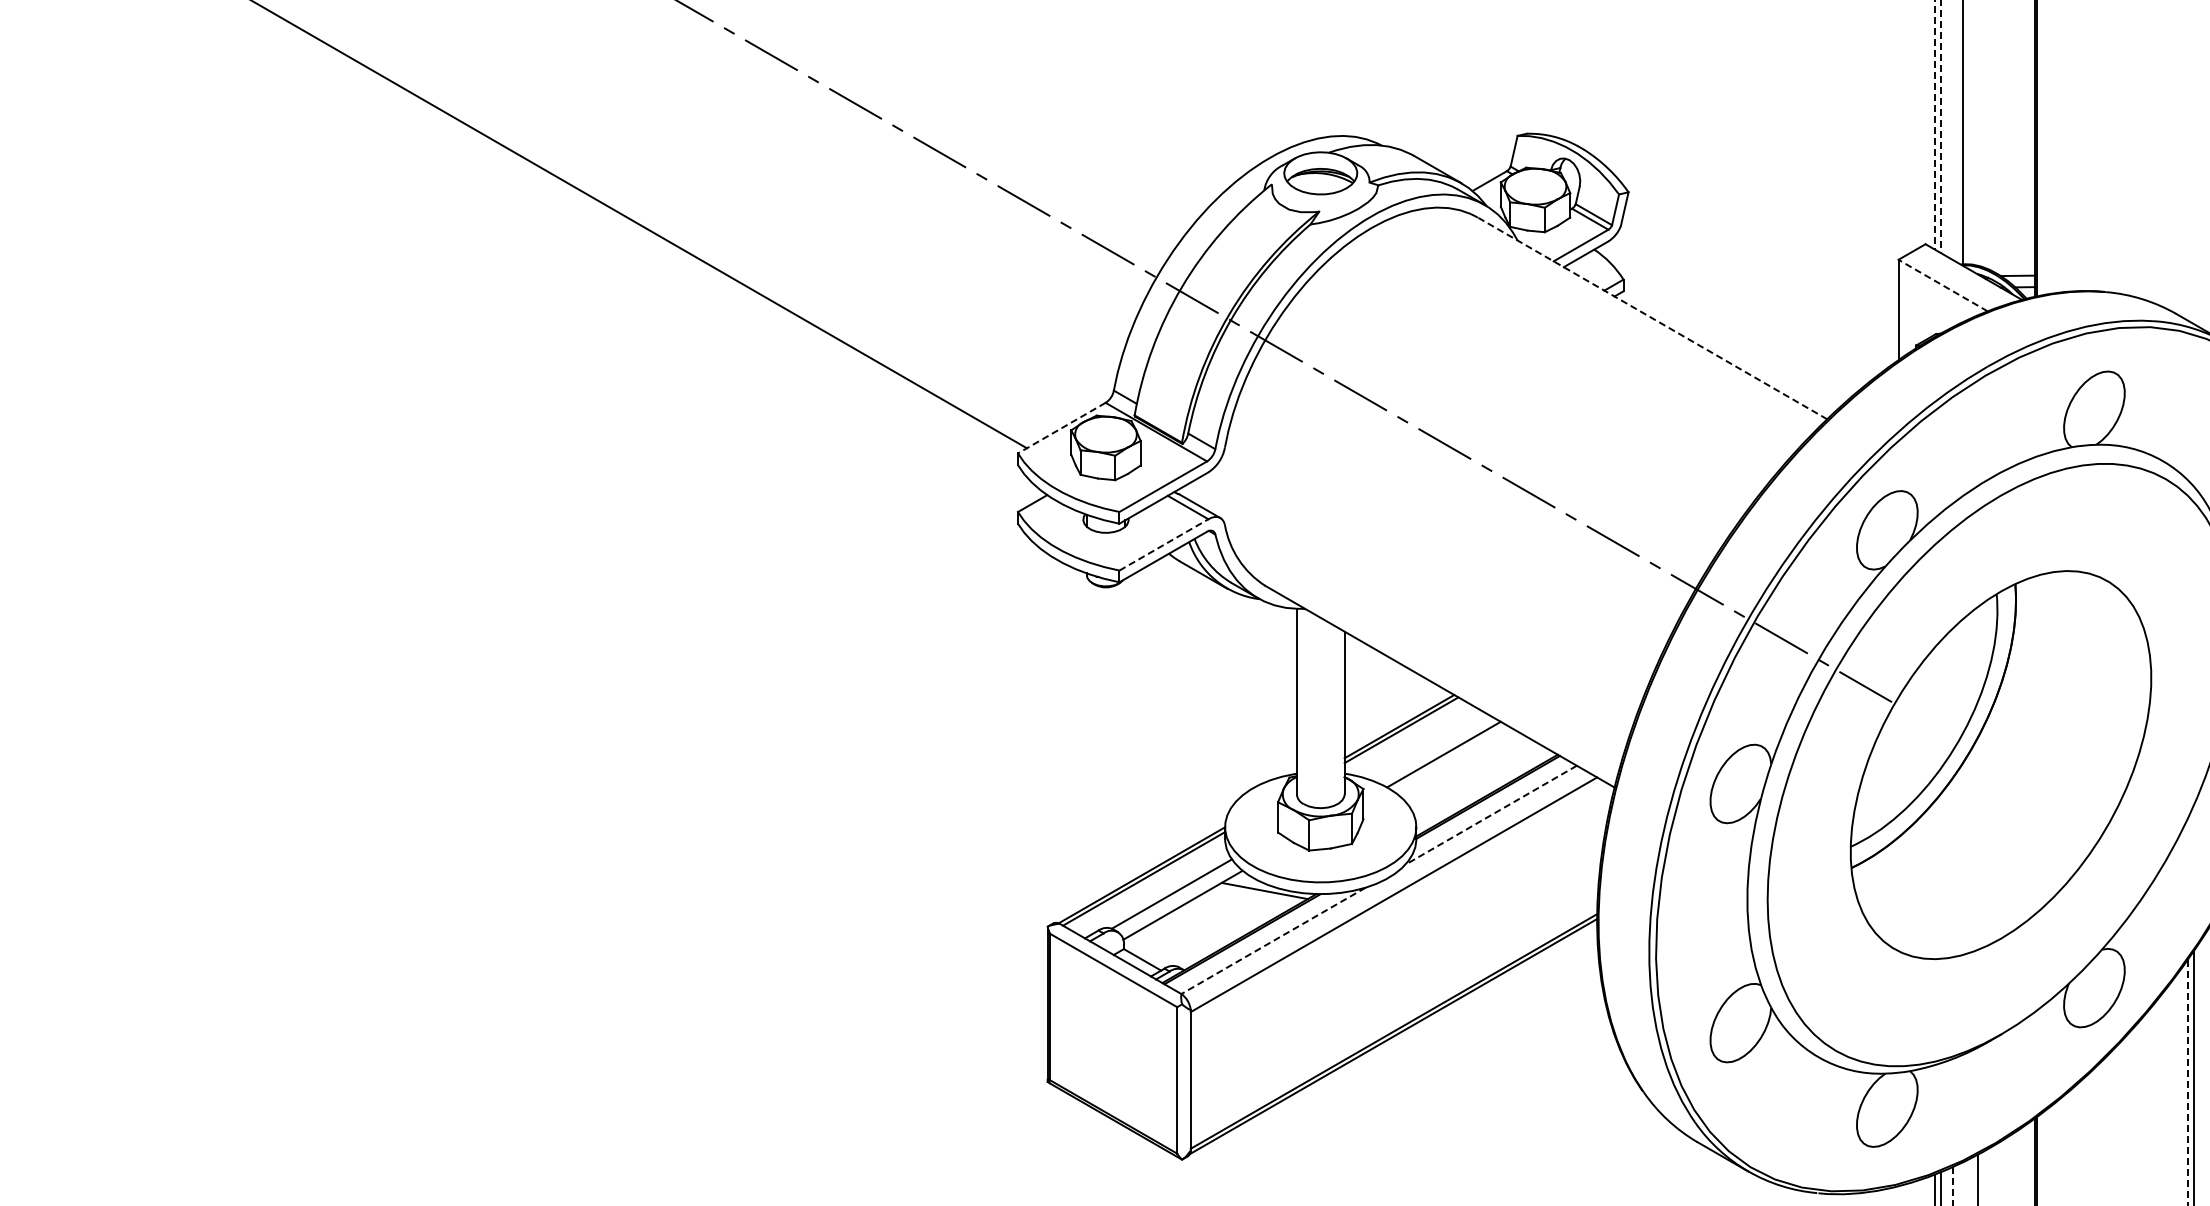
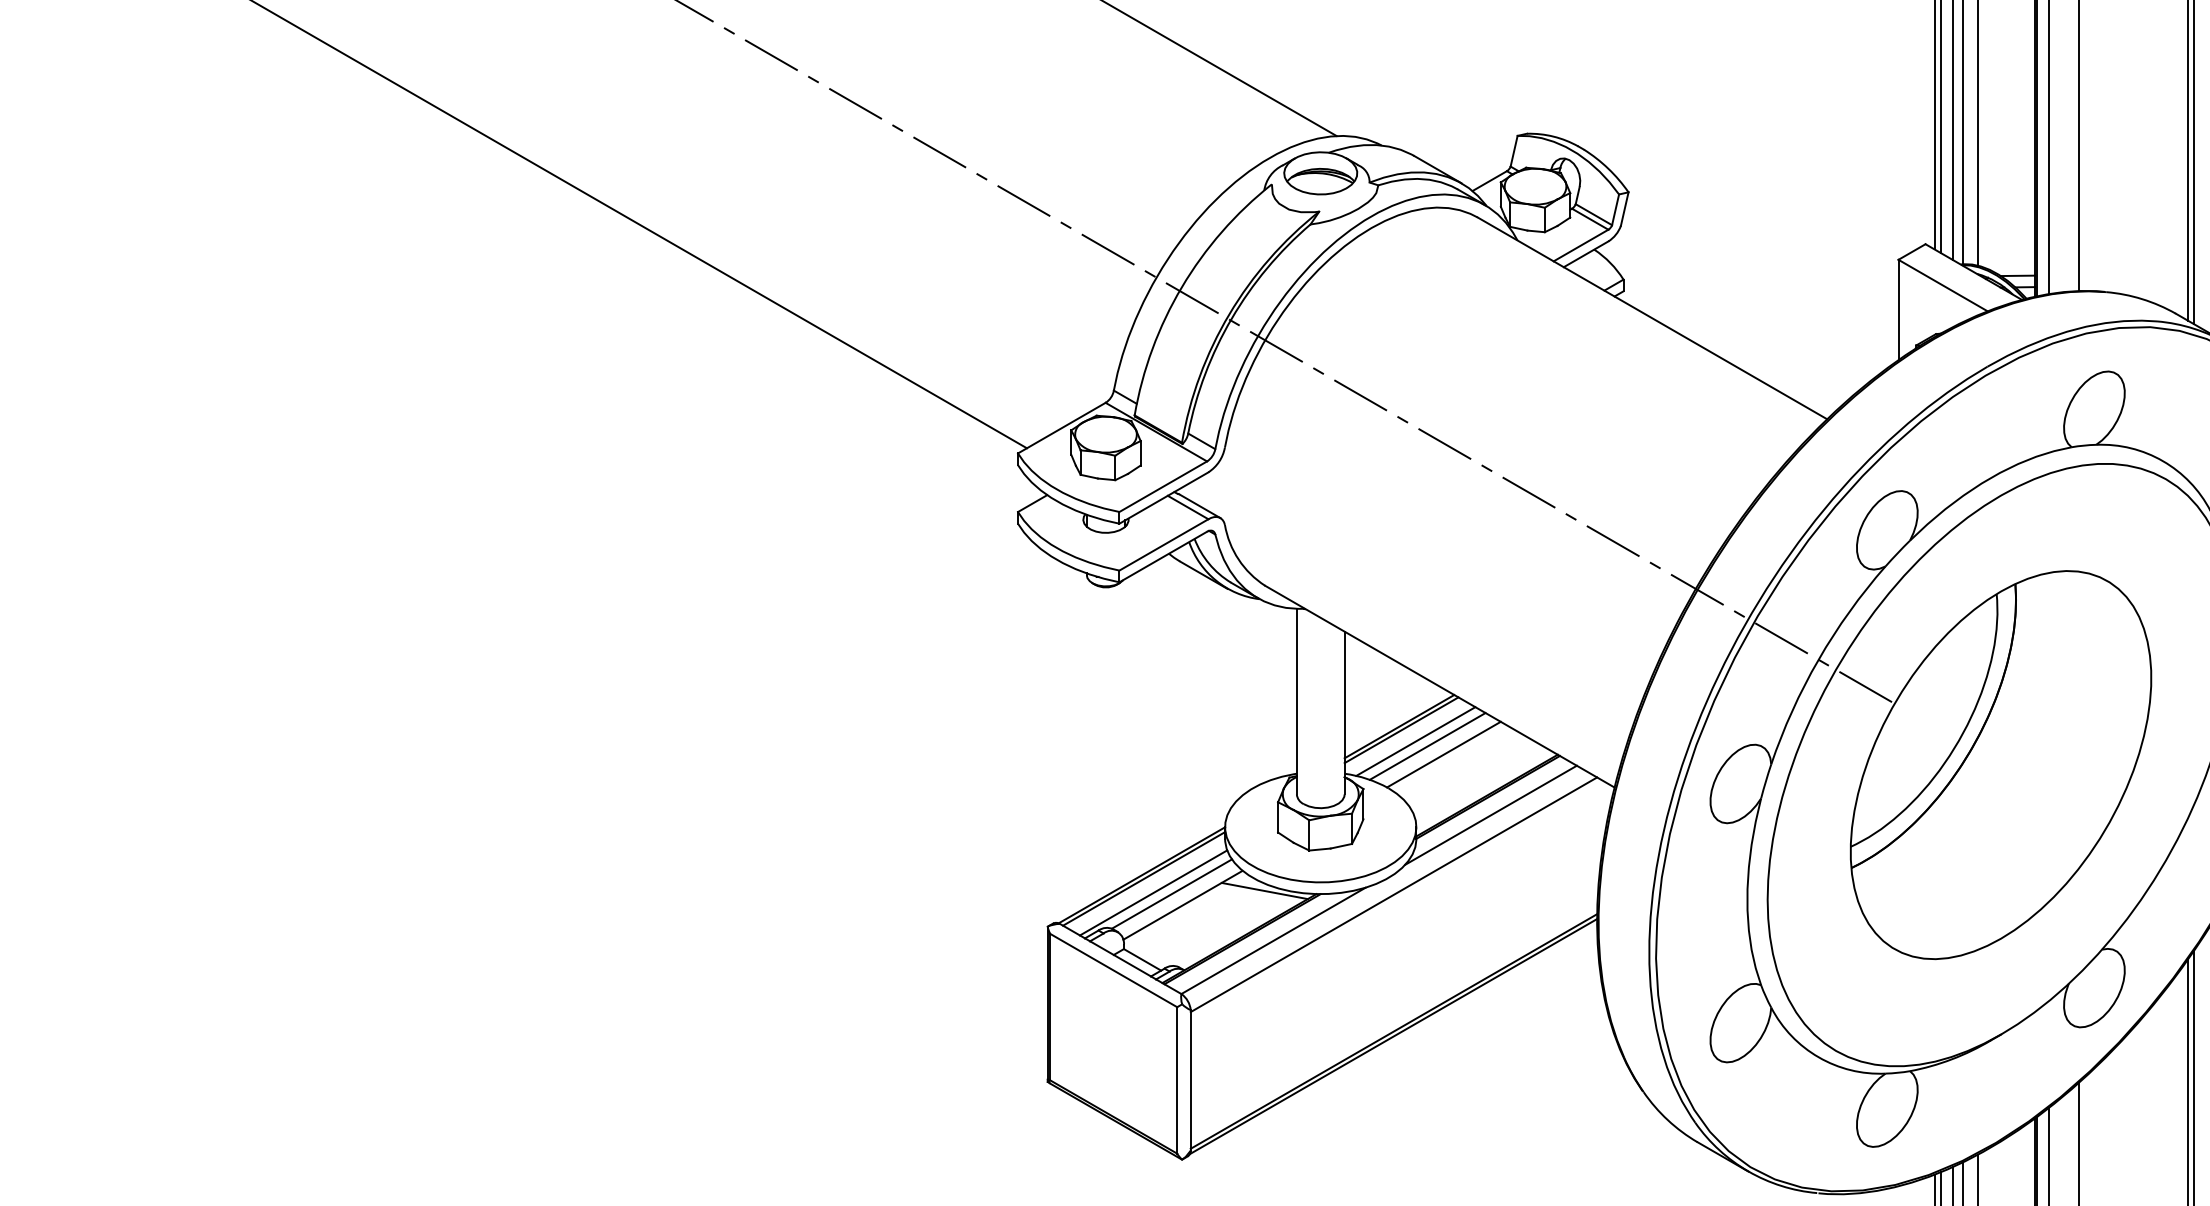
line: none -> present (1220, 69)
line: dashed -> solid (1934, 125)
line: dashed -> solid (1940, 127)
line: none -> present (1952, 130)
line: none -> present (1977, 133)
line: none -> present (2079, 146)
line: none -> present (2049, 148)
line: none -> present (2187, 161)
line: none -> present (2193, 163)
line: dashed -> solid (1943, 285)
line: dashed -> solid (1652, 318)
line: dashed -> solid (1061, 428)
line: dashed -> solid (1164, 544)
line: none -> present (1415, 741)
line: none -> present (1427, 746)
line: dashed -> solid (1490, 815)
line: none -> present (1153, 892)
line: dashed -> solid (1273, 941)
line: dashed -> solid (2187, 1082)
line: none -> present (2079, 1142)
line: none -> present (2049, 1154)
line: none -> present (1962, 1182)
line: dashed -> solid (1952, 1186)
